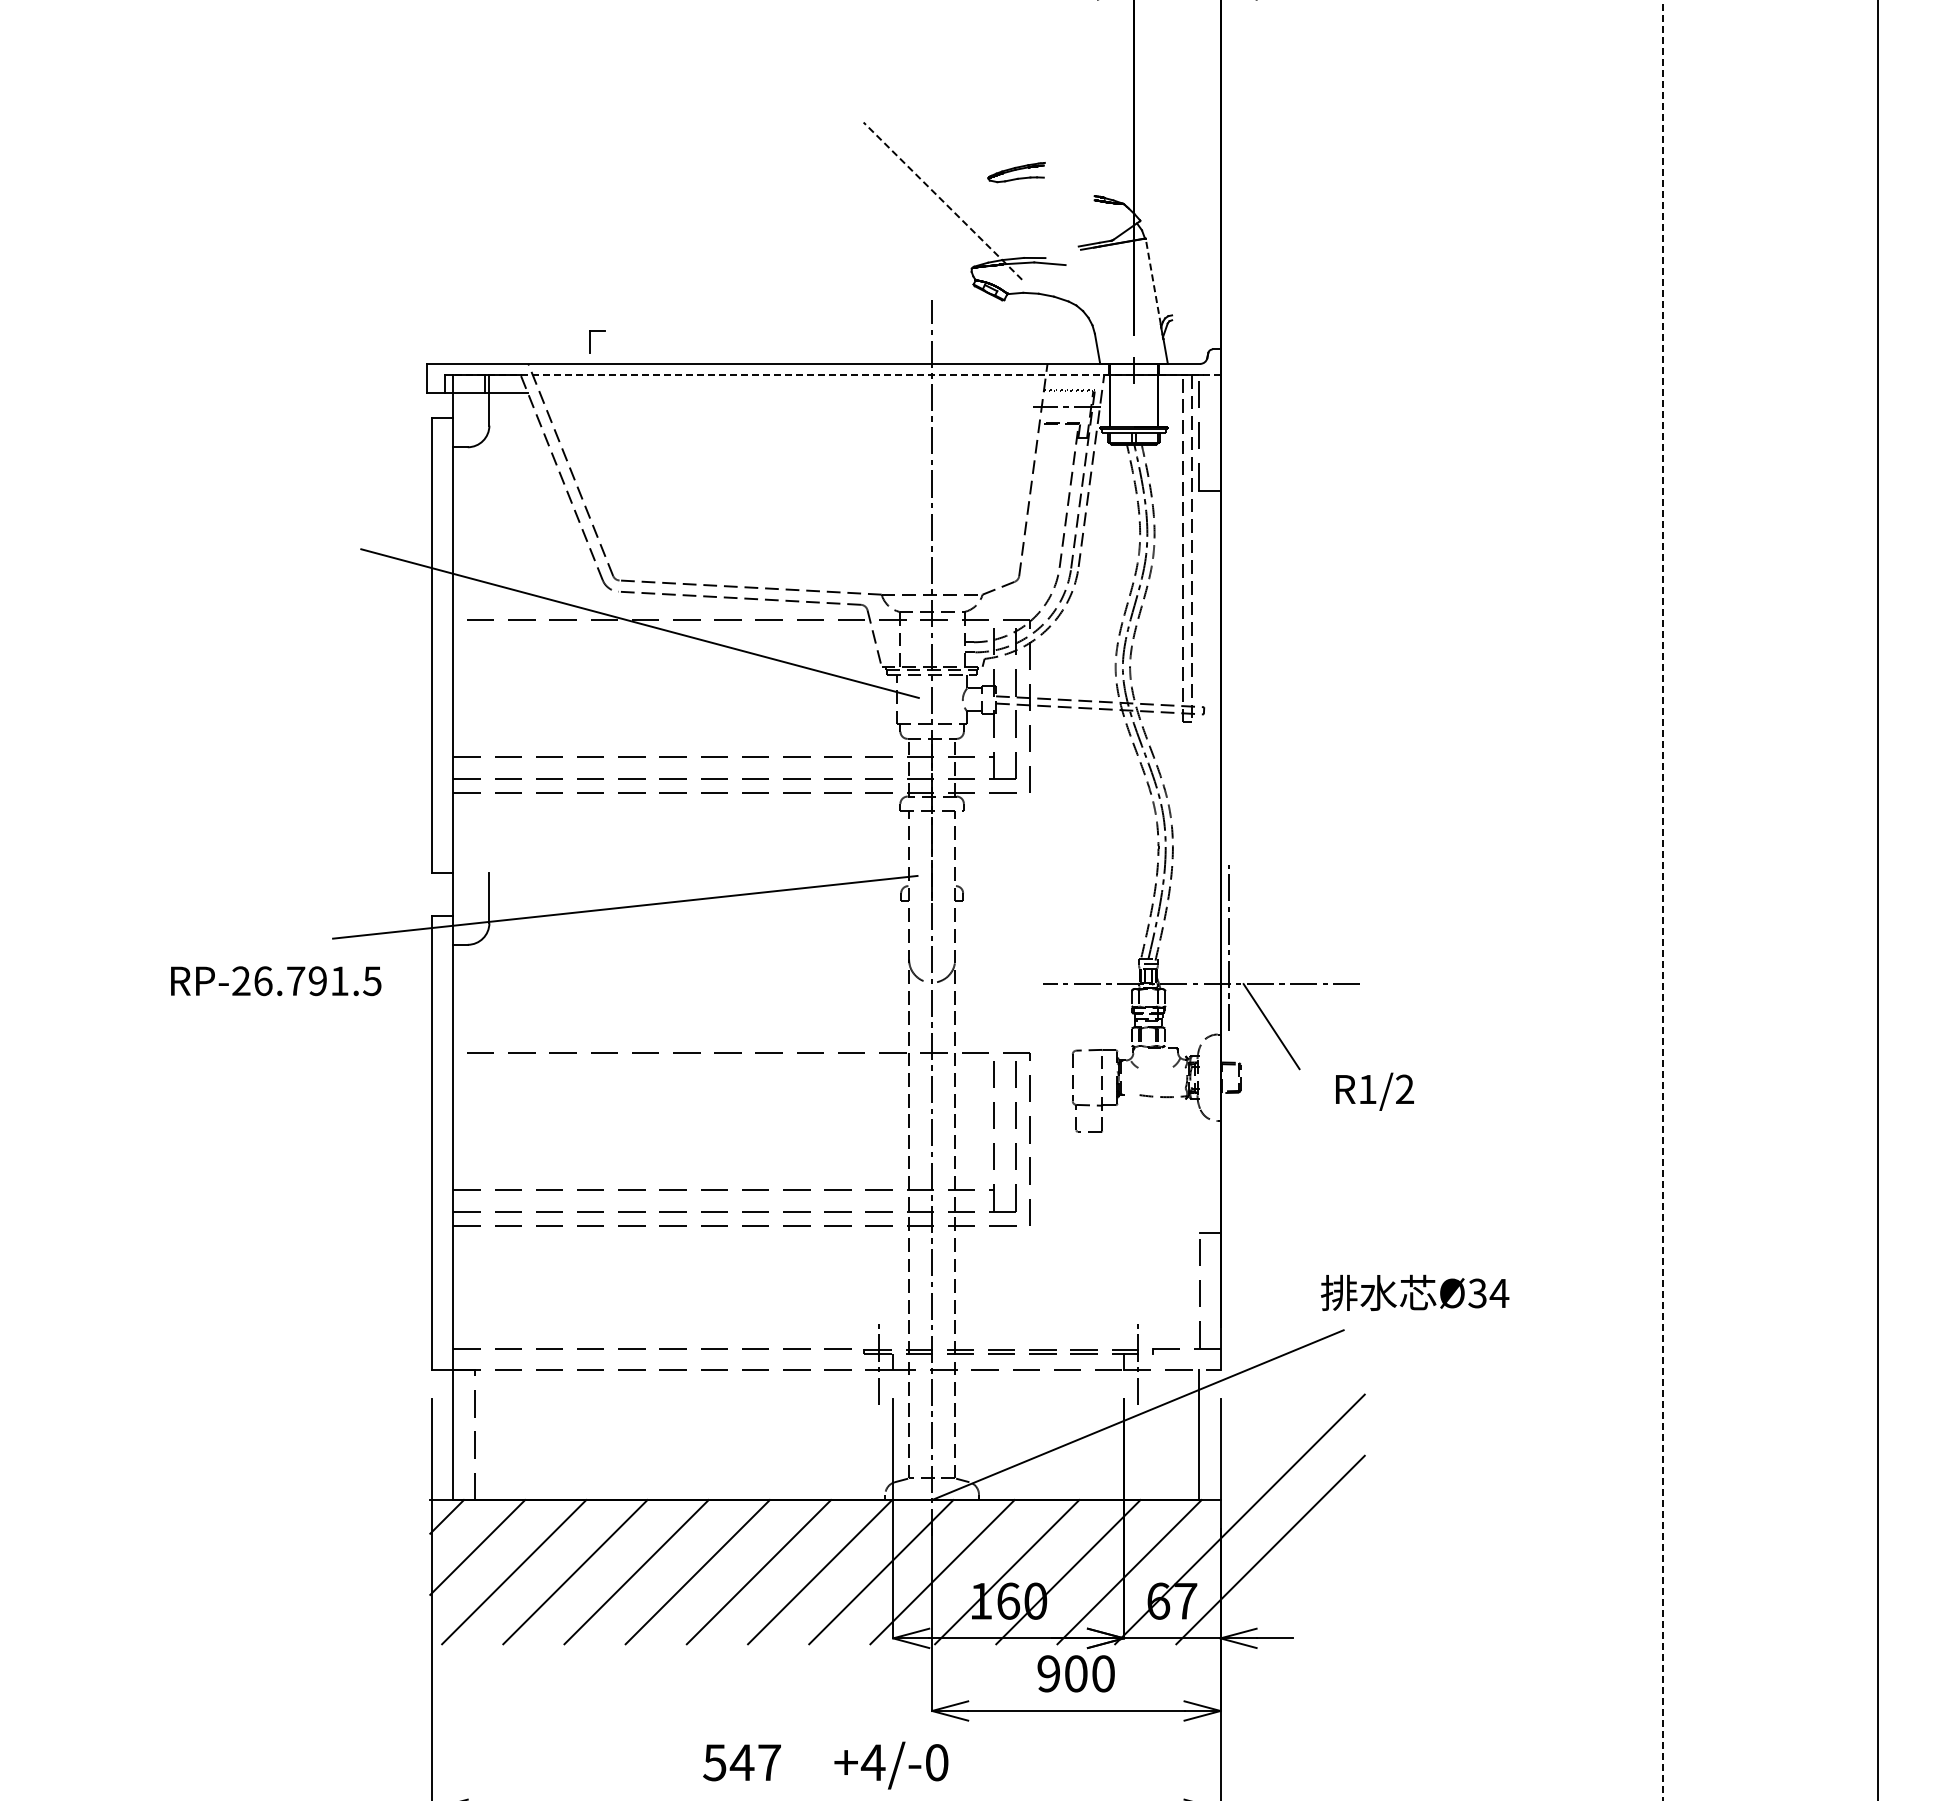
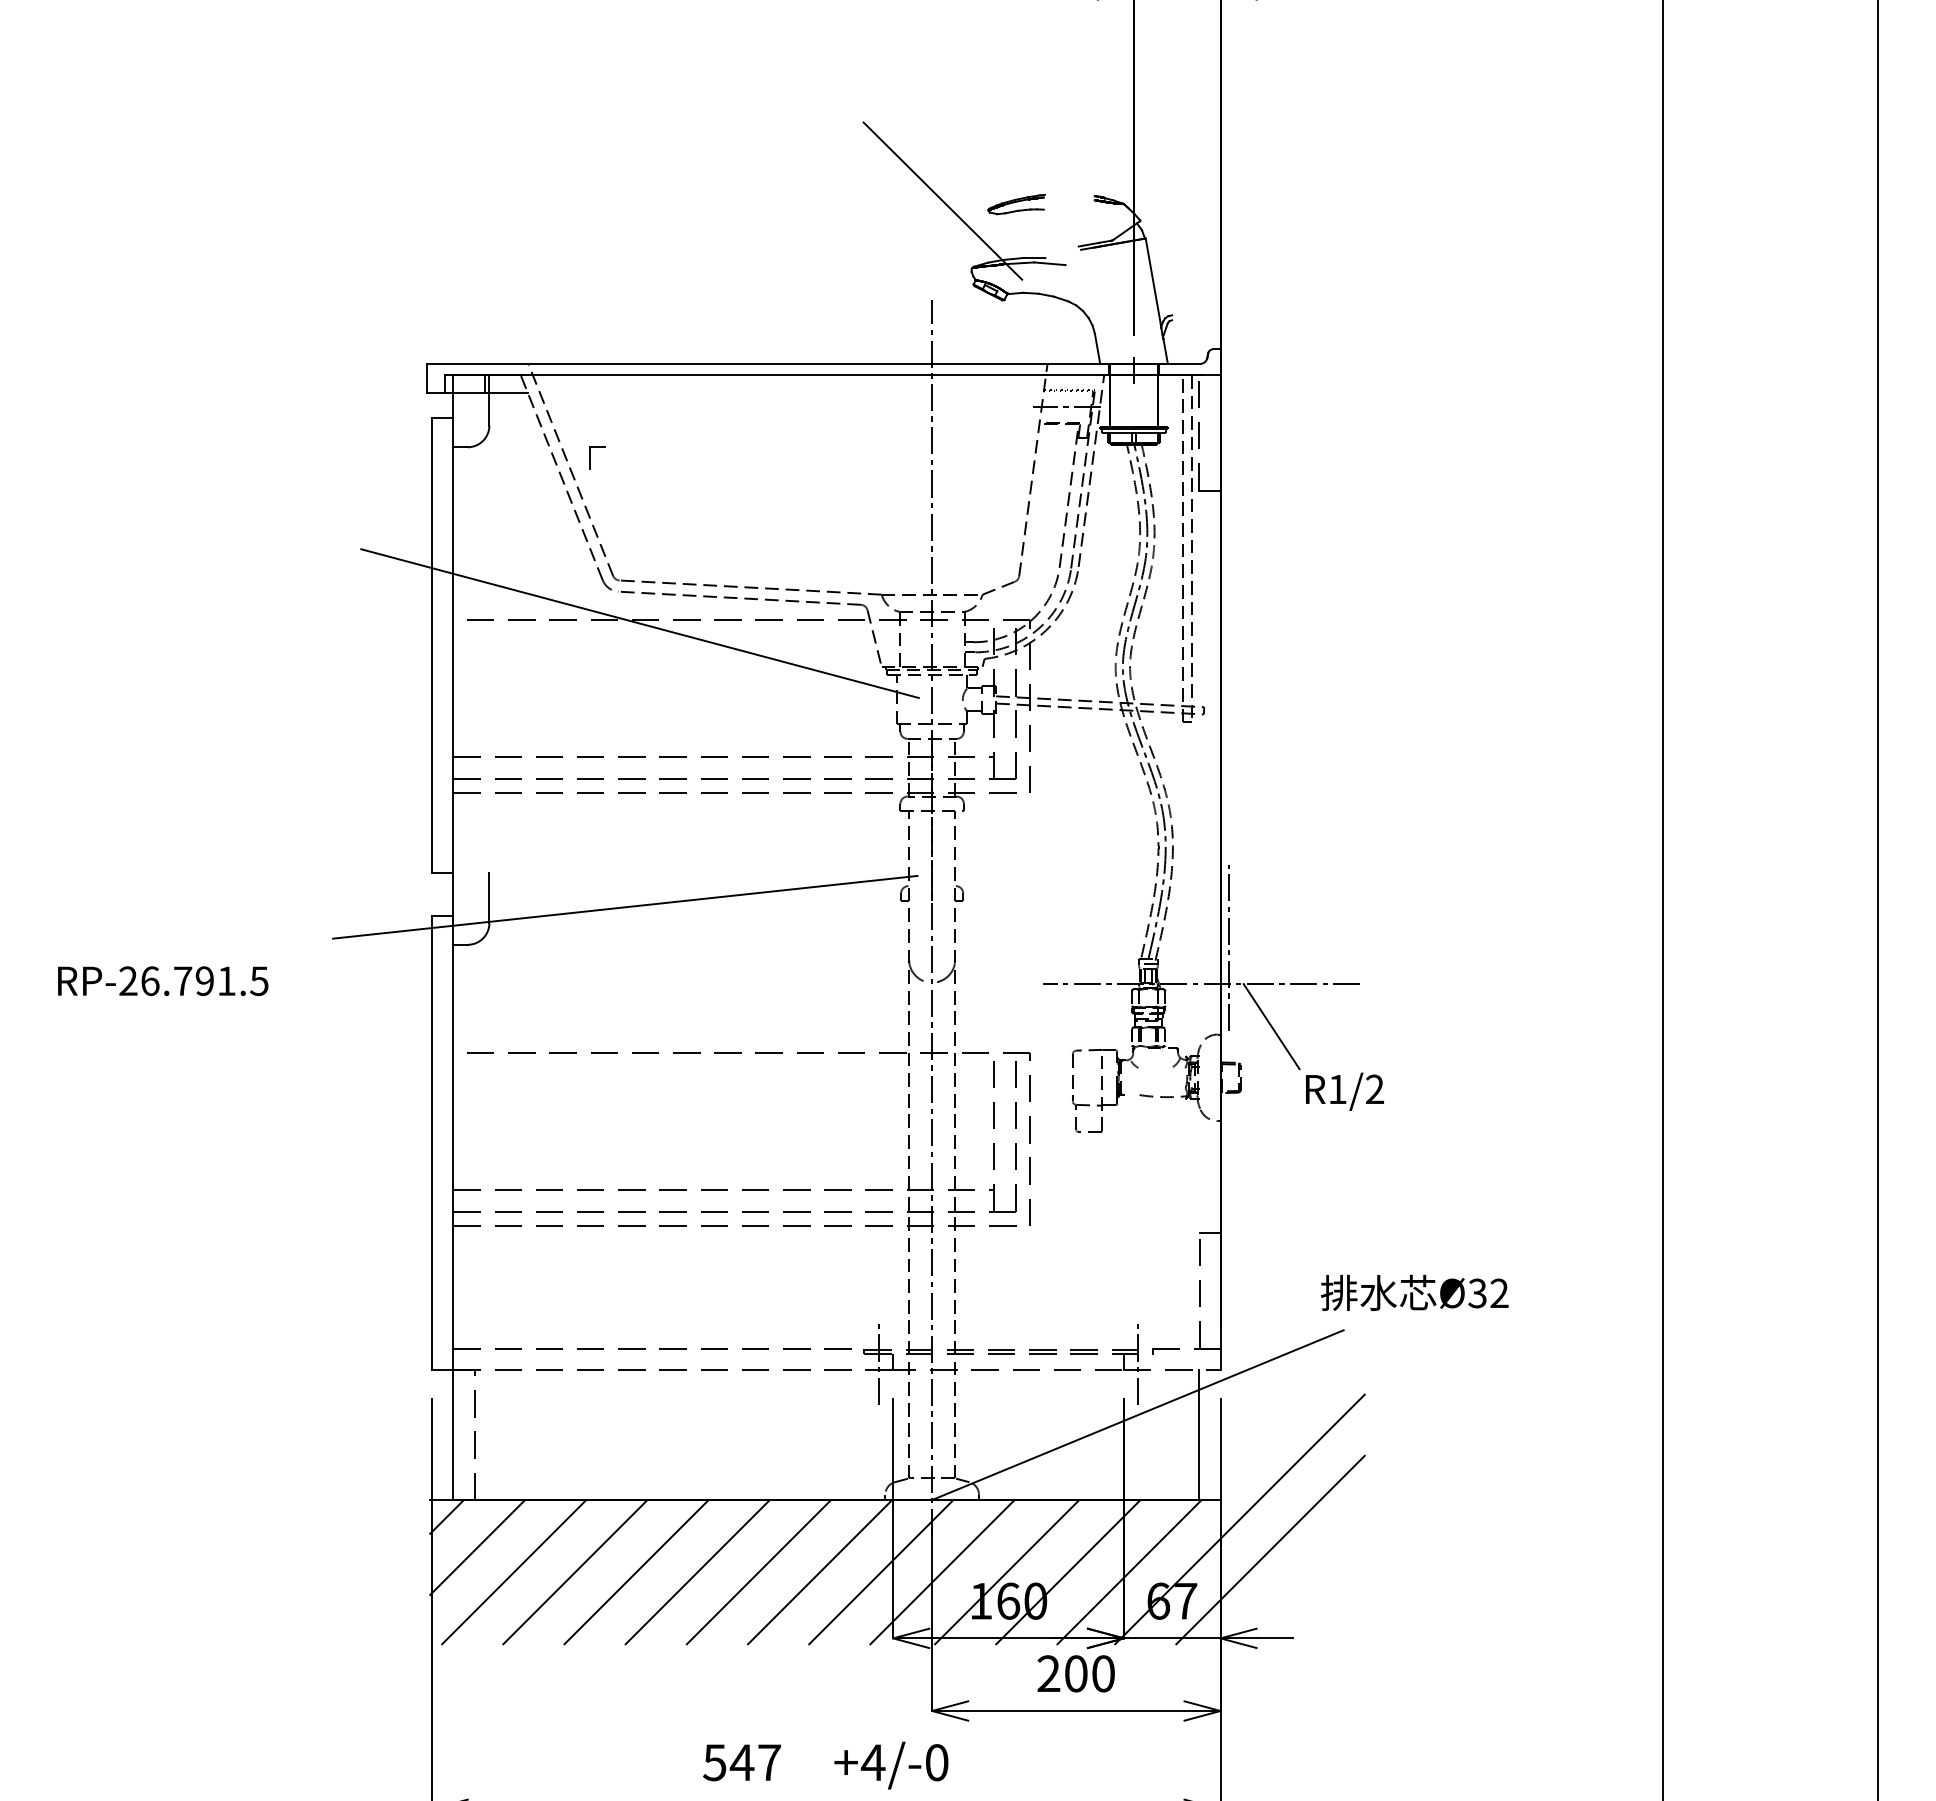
part position: (1016, 172) -> (1016, 204) (1016, 204)
line: dashed -> solid (942, 201)
line: dashed -> solid (1153, 281)
part position: (590, 341) -> (590, 457) (590, 457)
line: dashed -> solid (836, 375)
line: dashed -> solid (1663, 901)
text position: (276, 981) -> (163, 981) (163, 981)
text position: (1374, 1091) -> (1344, 1091) (1344, 1091)
text: Ø34 -> Ø32 (1499, 1292)
text: 900 -> 200 (1048, 1673)
